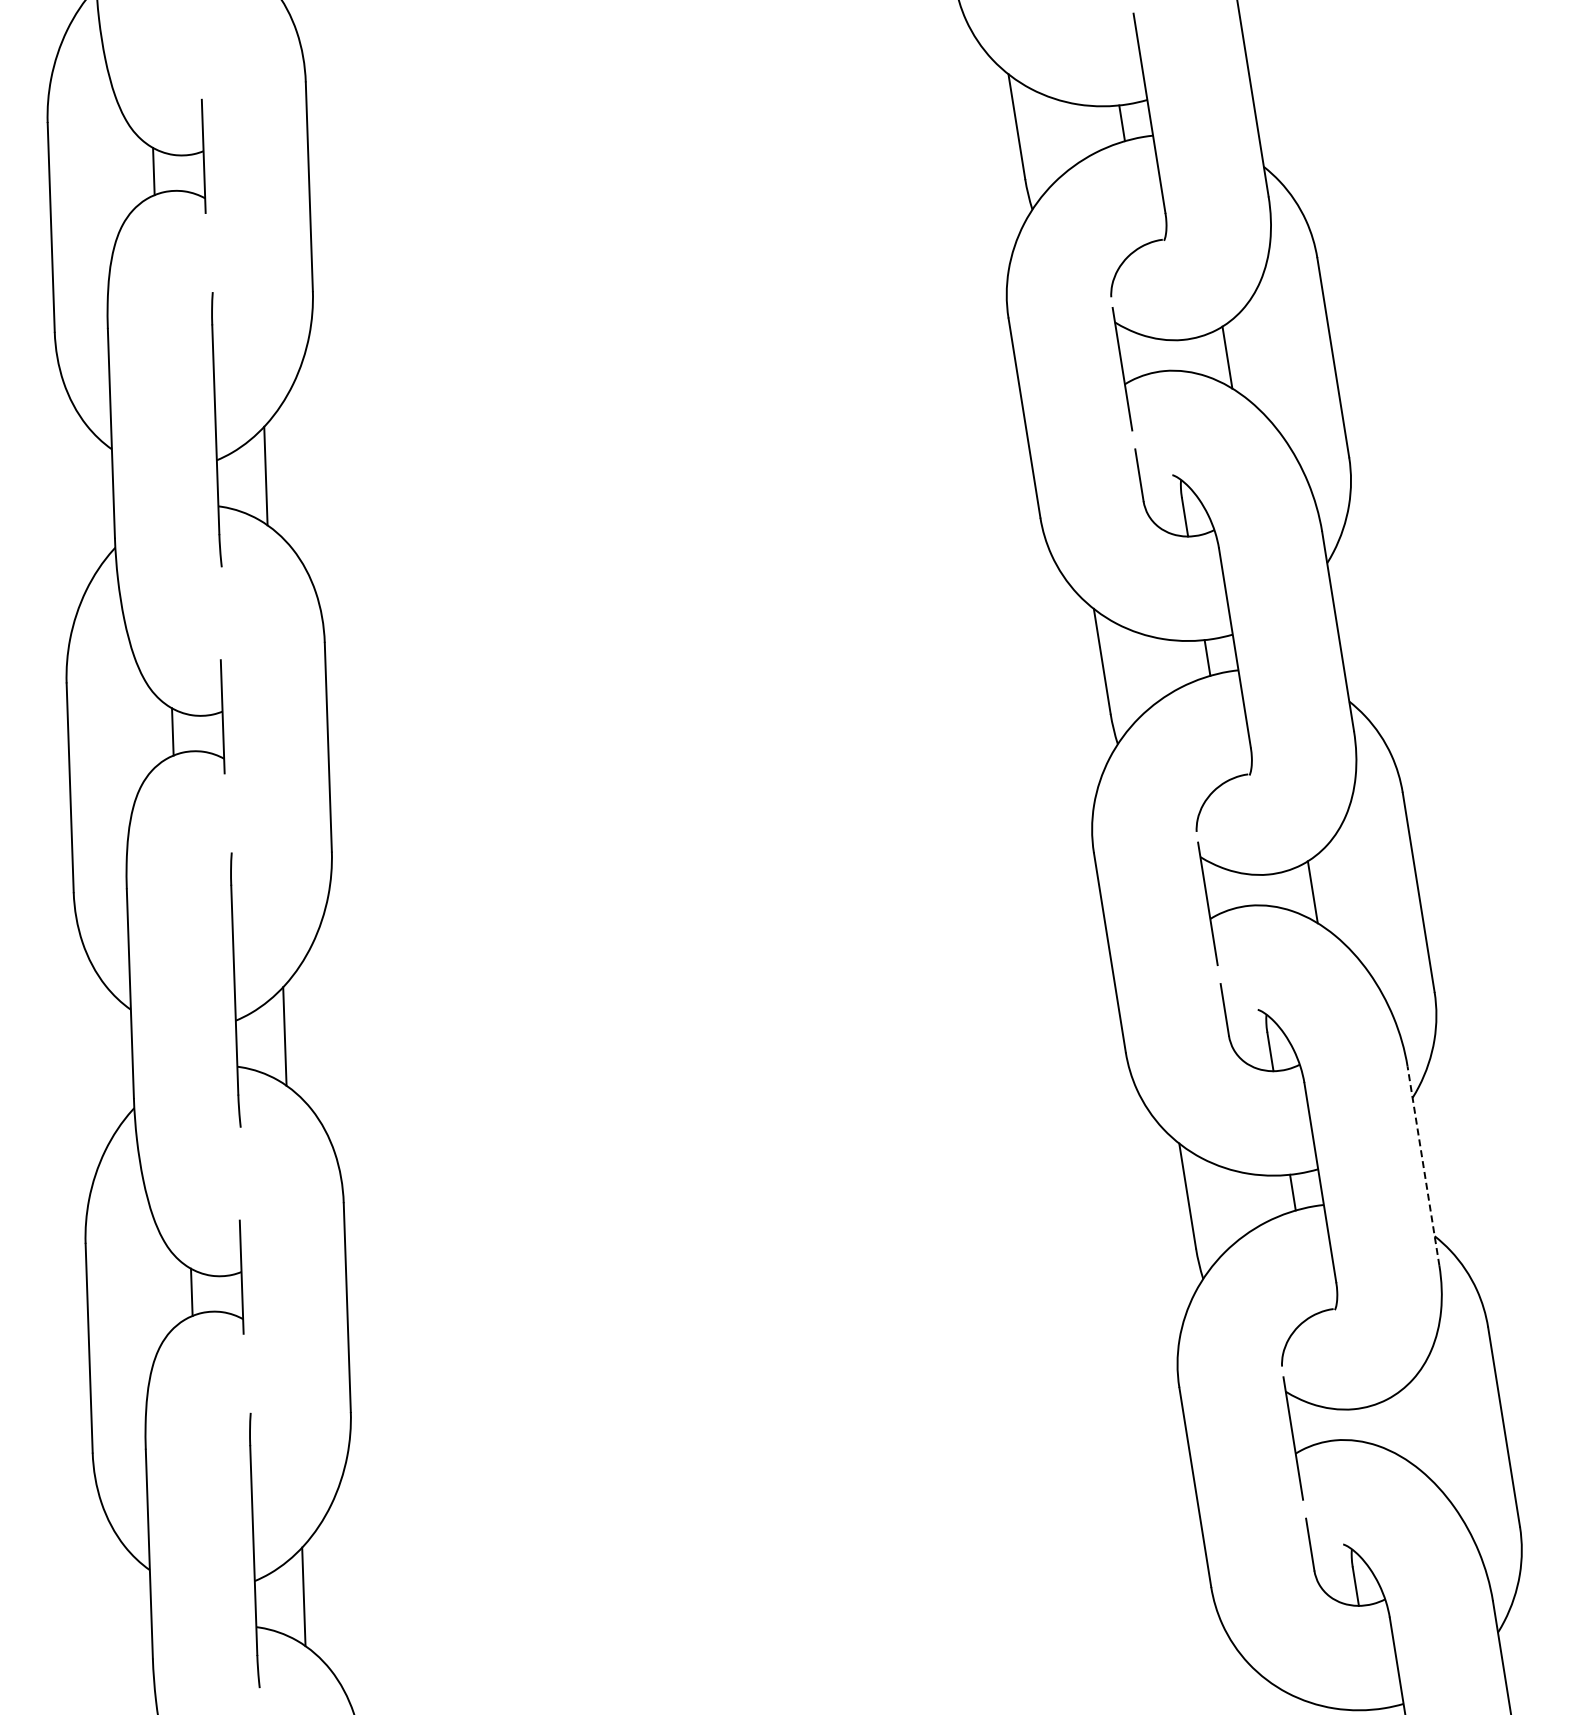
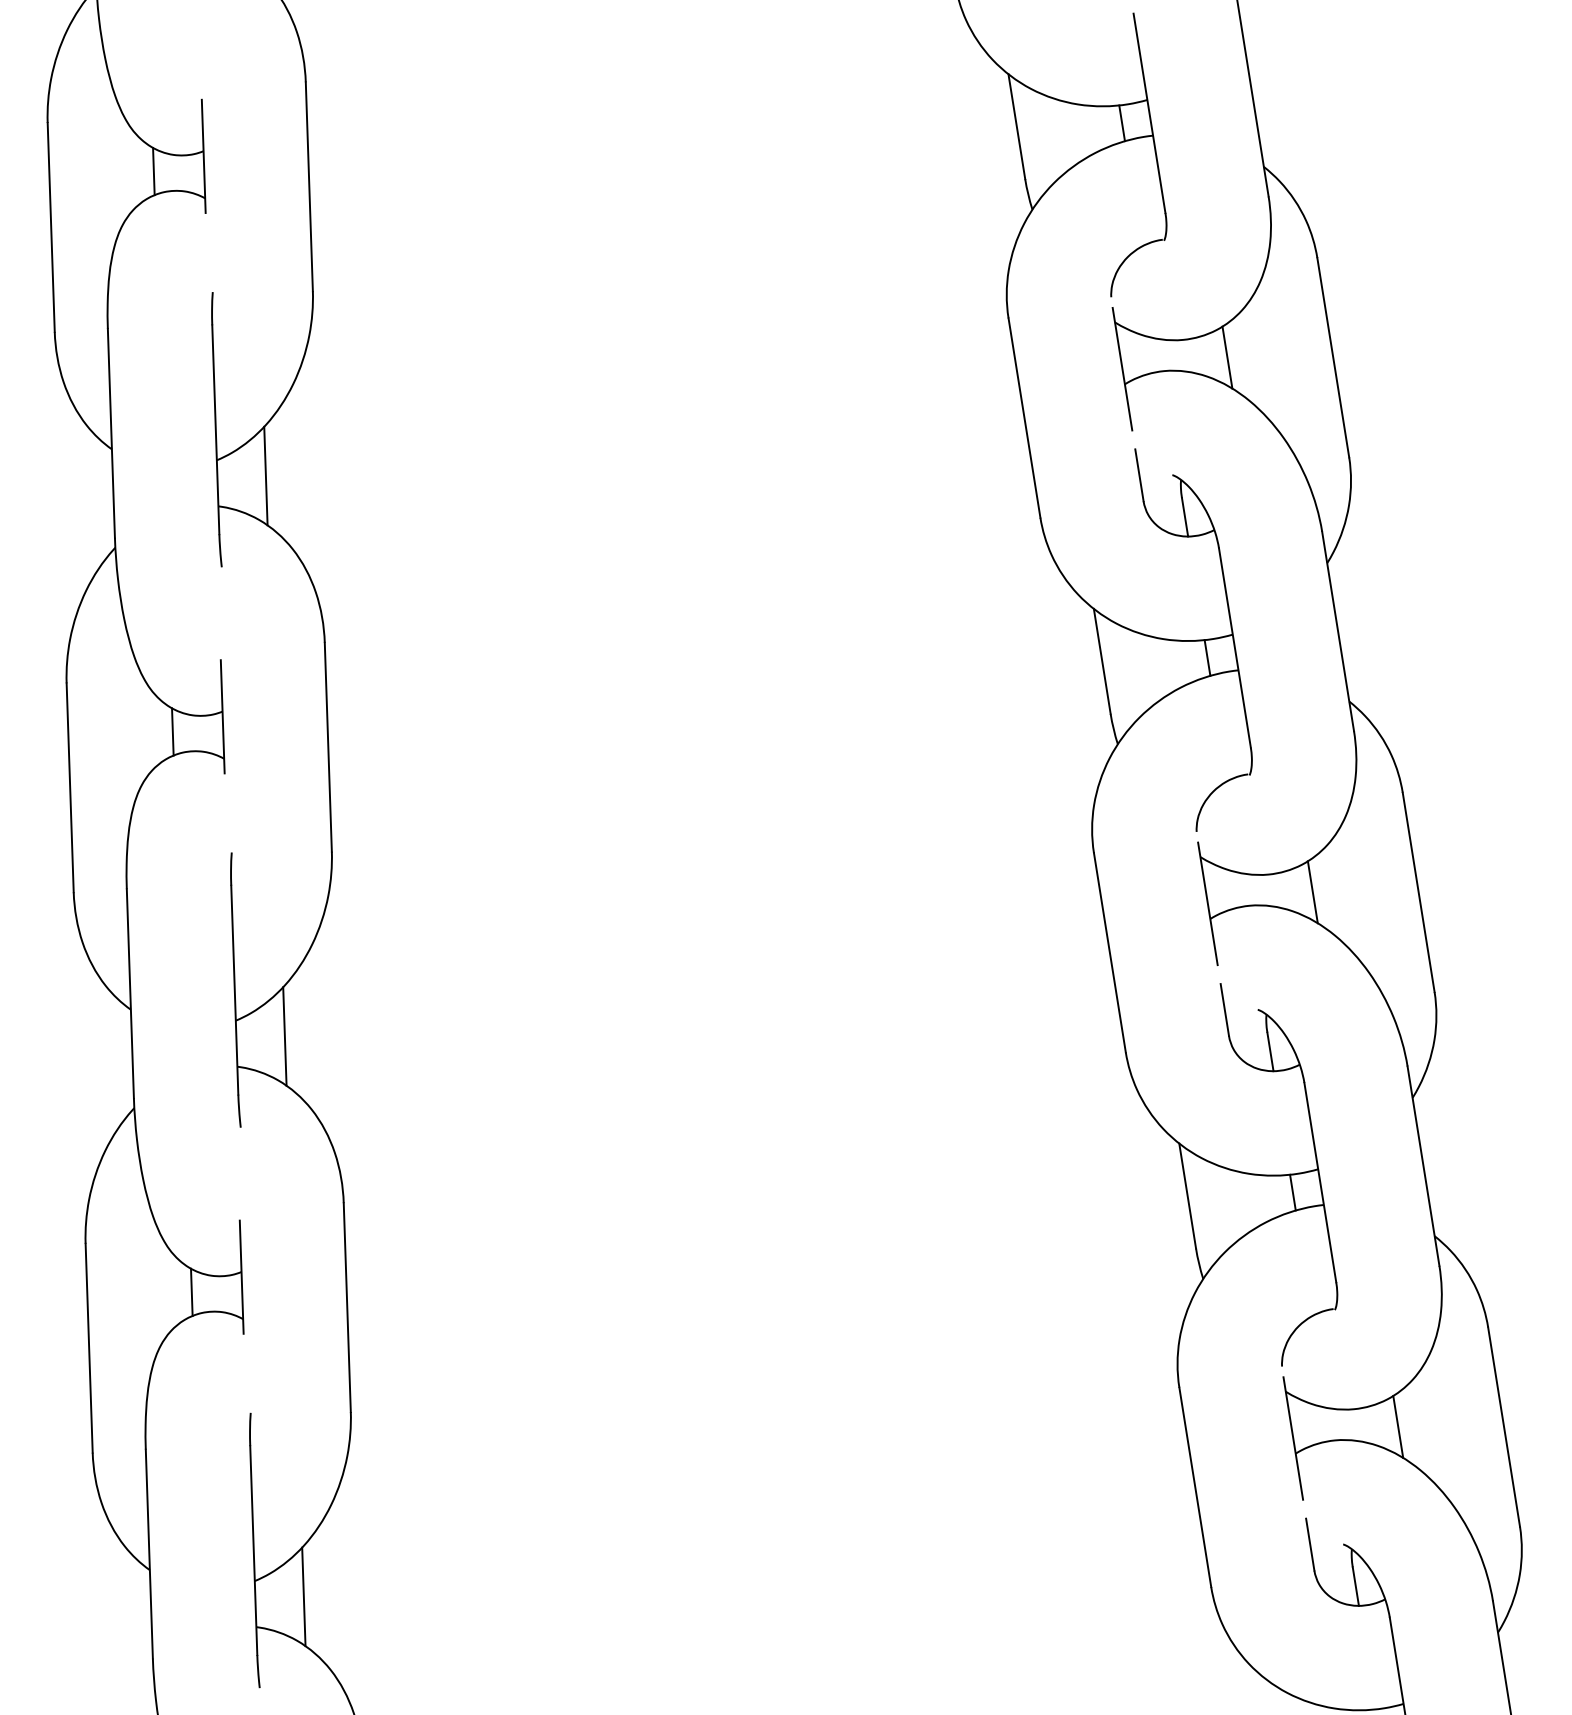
line: dashed -> solid (1423, 1166)
line: none -> present (1398, 1426)
